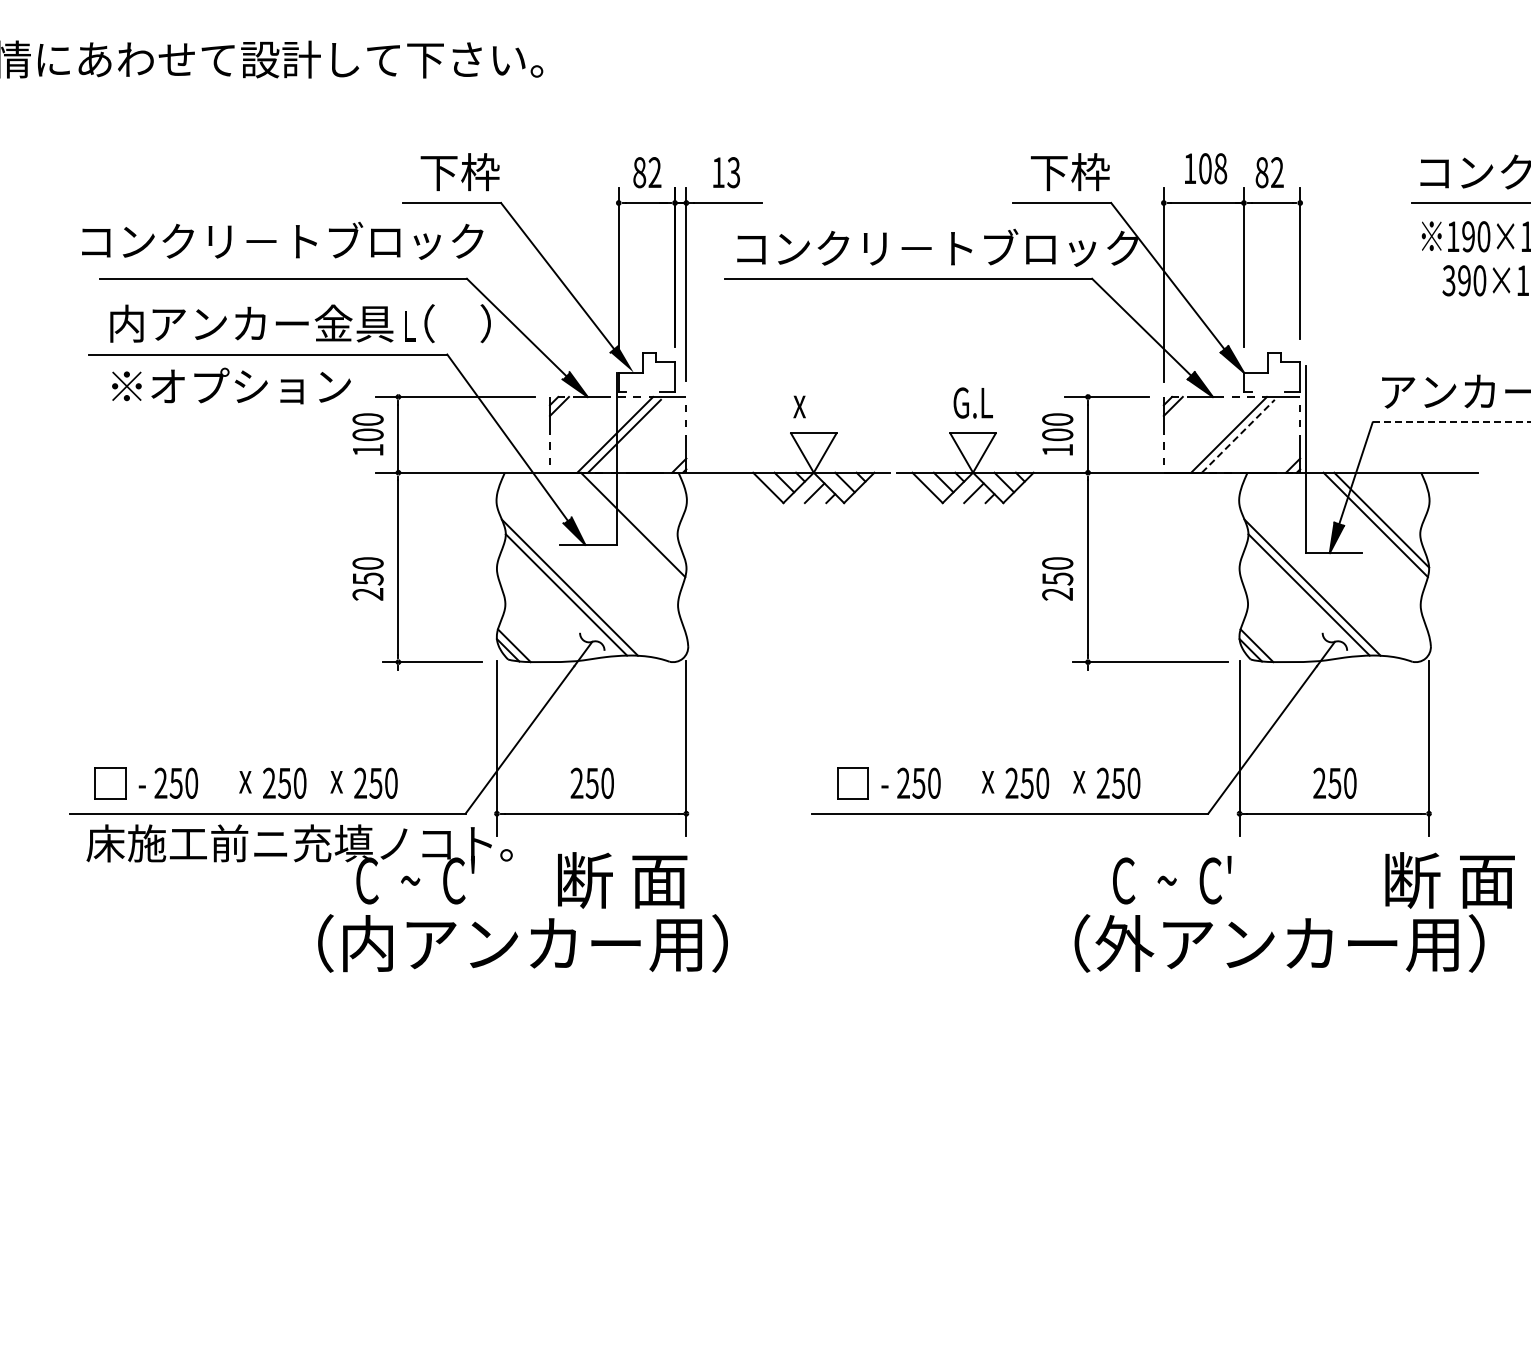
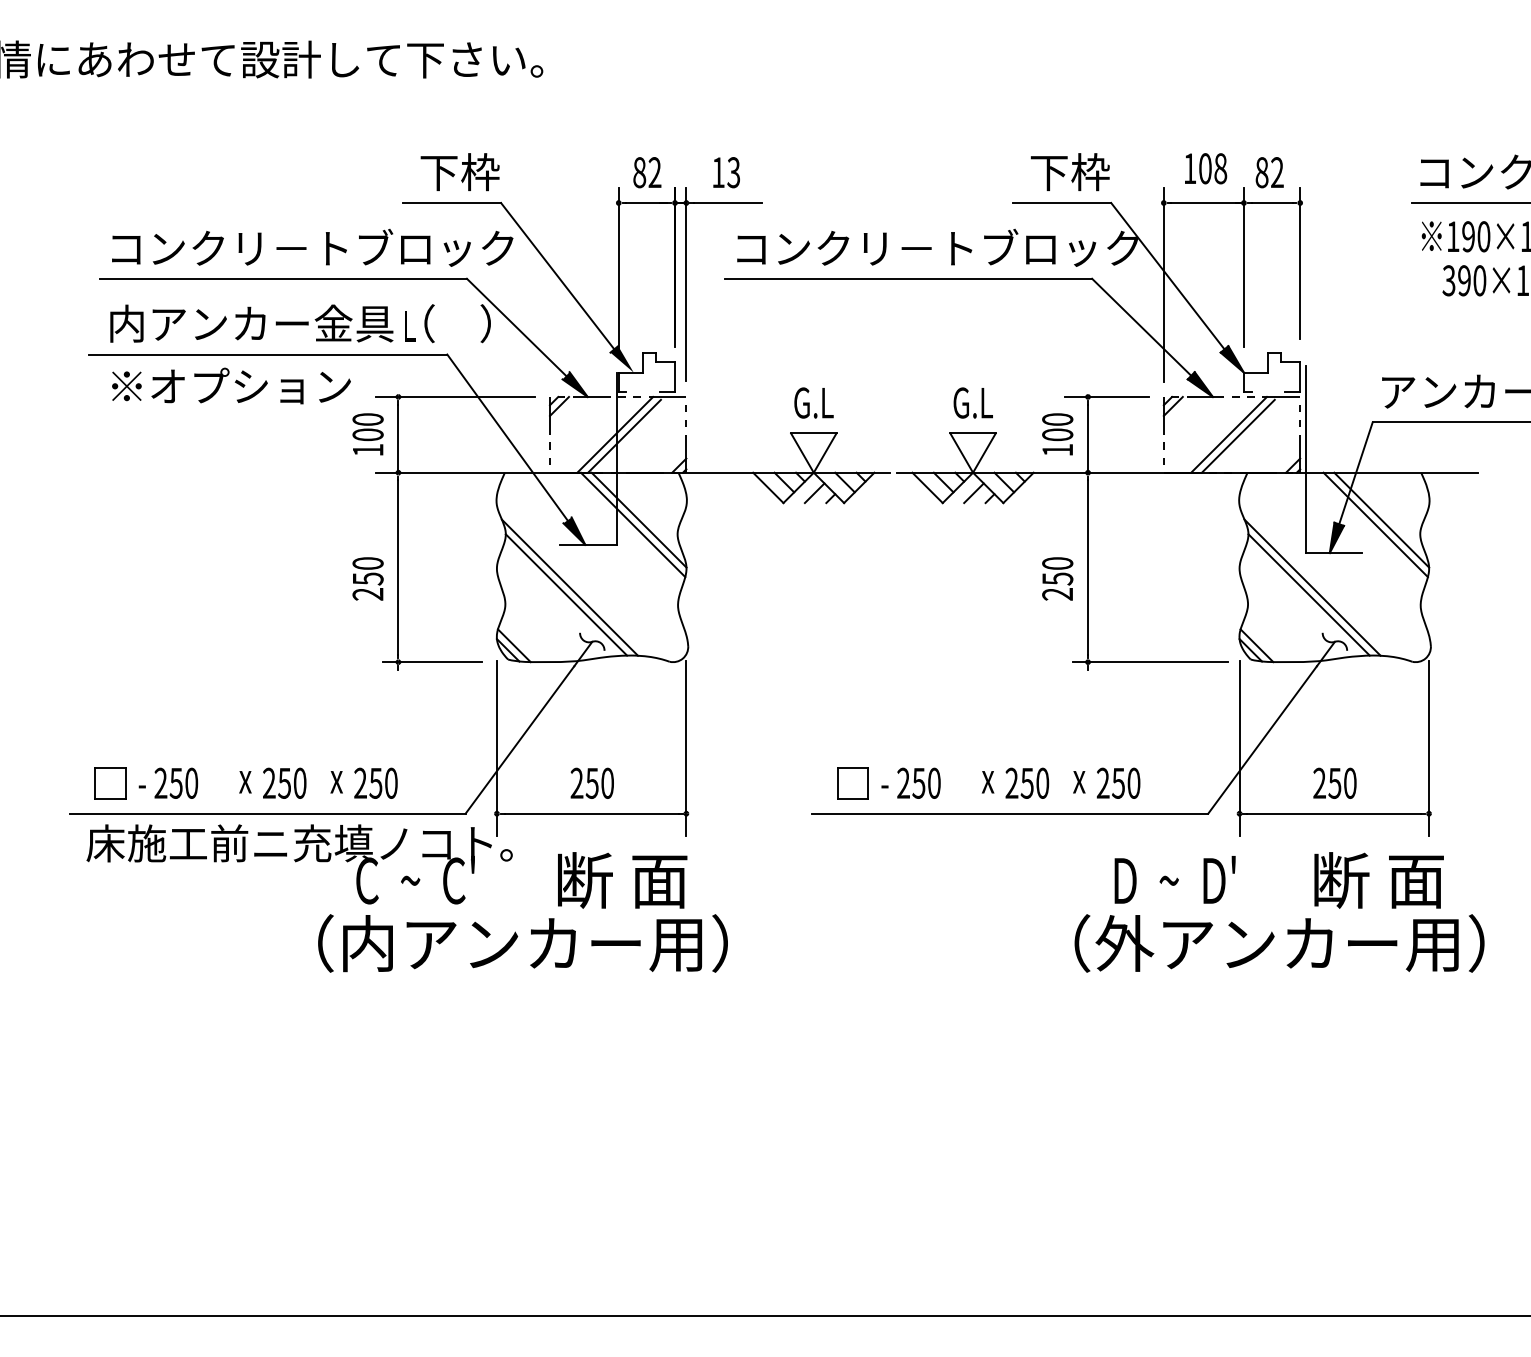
text position: (282, 240) -> (312, 247) (312, 247)
text: x -> G.L (813, 402)
line: dashed -> solid (1451, 422)
line: dashed -> solid (1238, 436)
line: none -> present (638, 519)
text: C  ~  C' -> D  ~  D' (1174, 880)
text position: (1449, 880) -> (1378, 880) (1378, 880)
line: none -> present (764, 1316)
